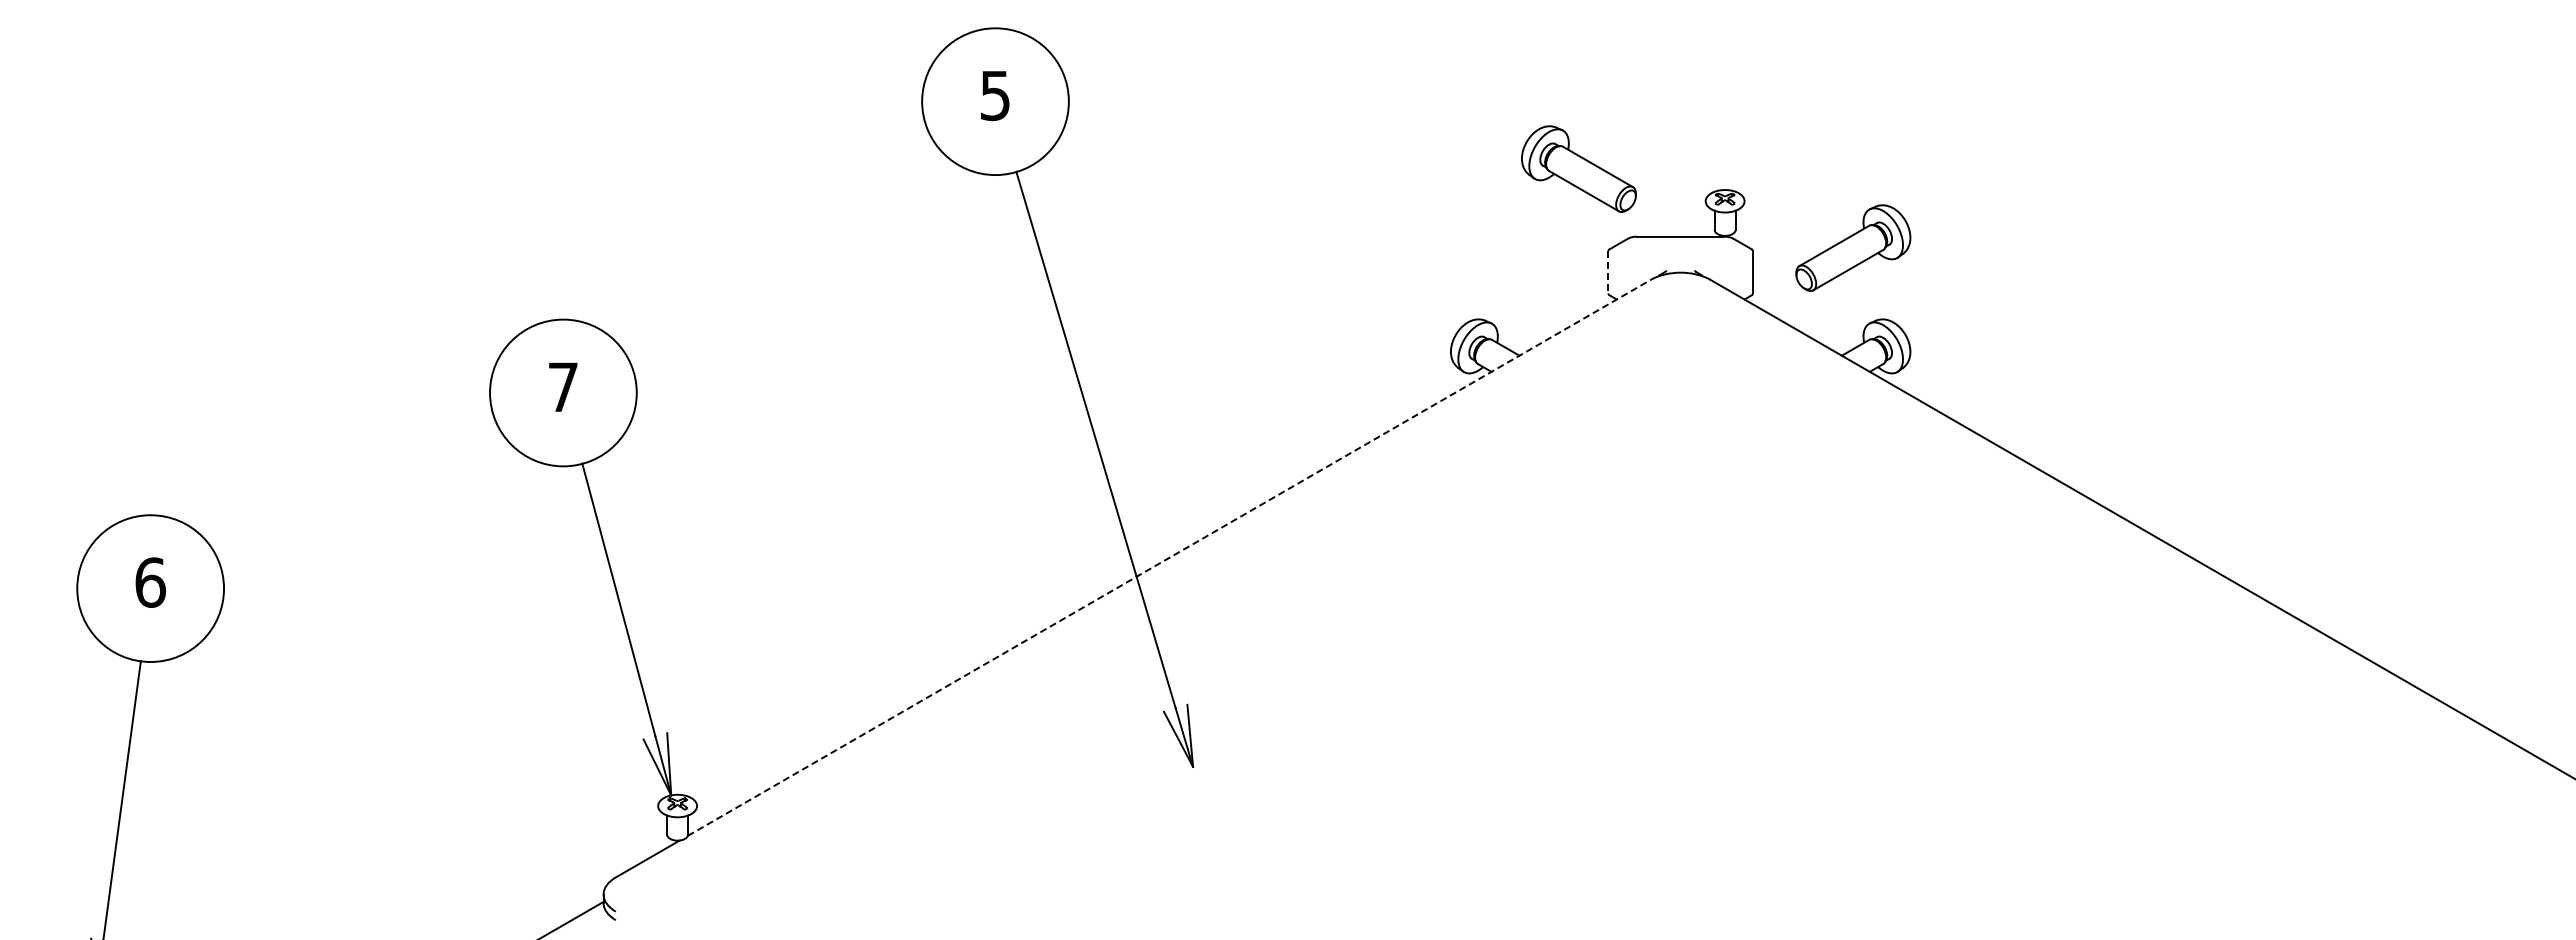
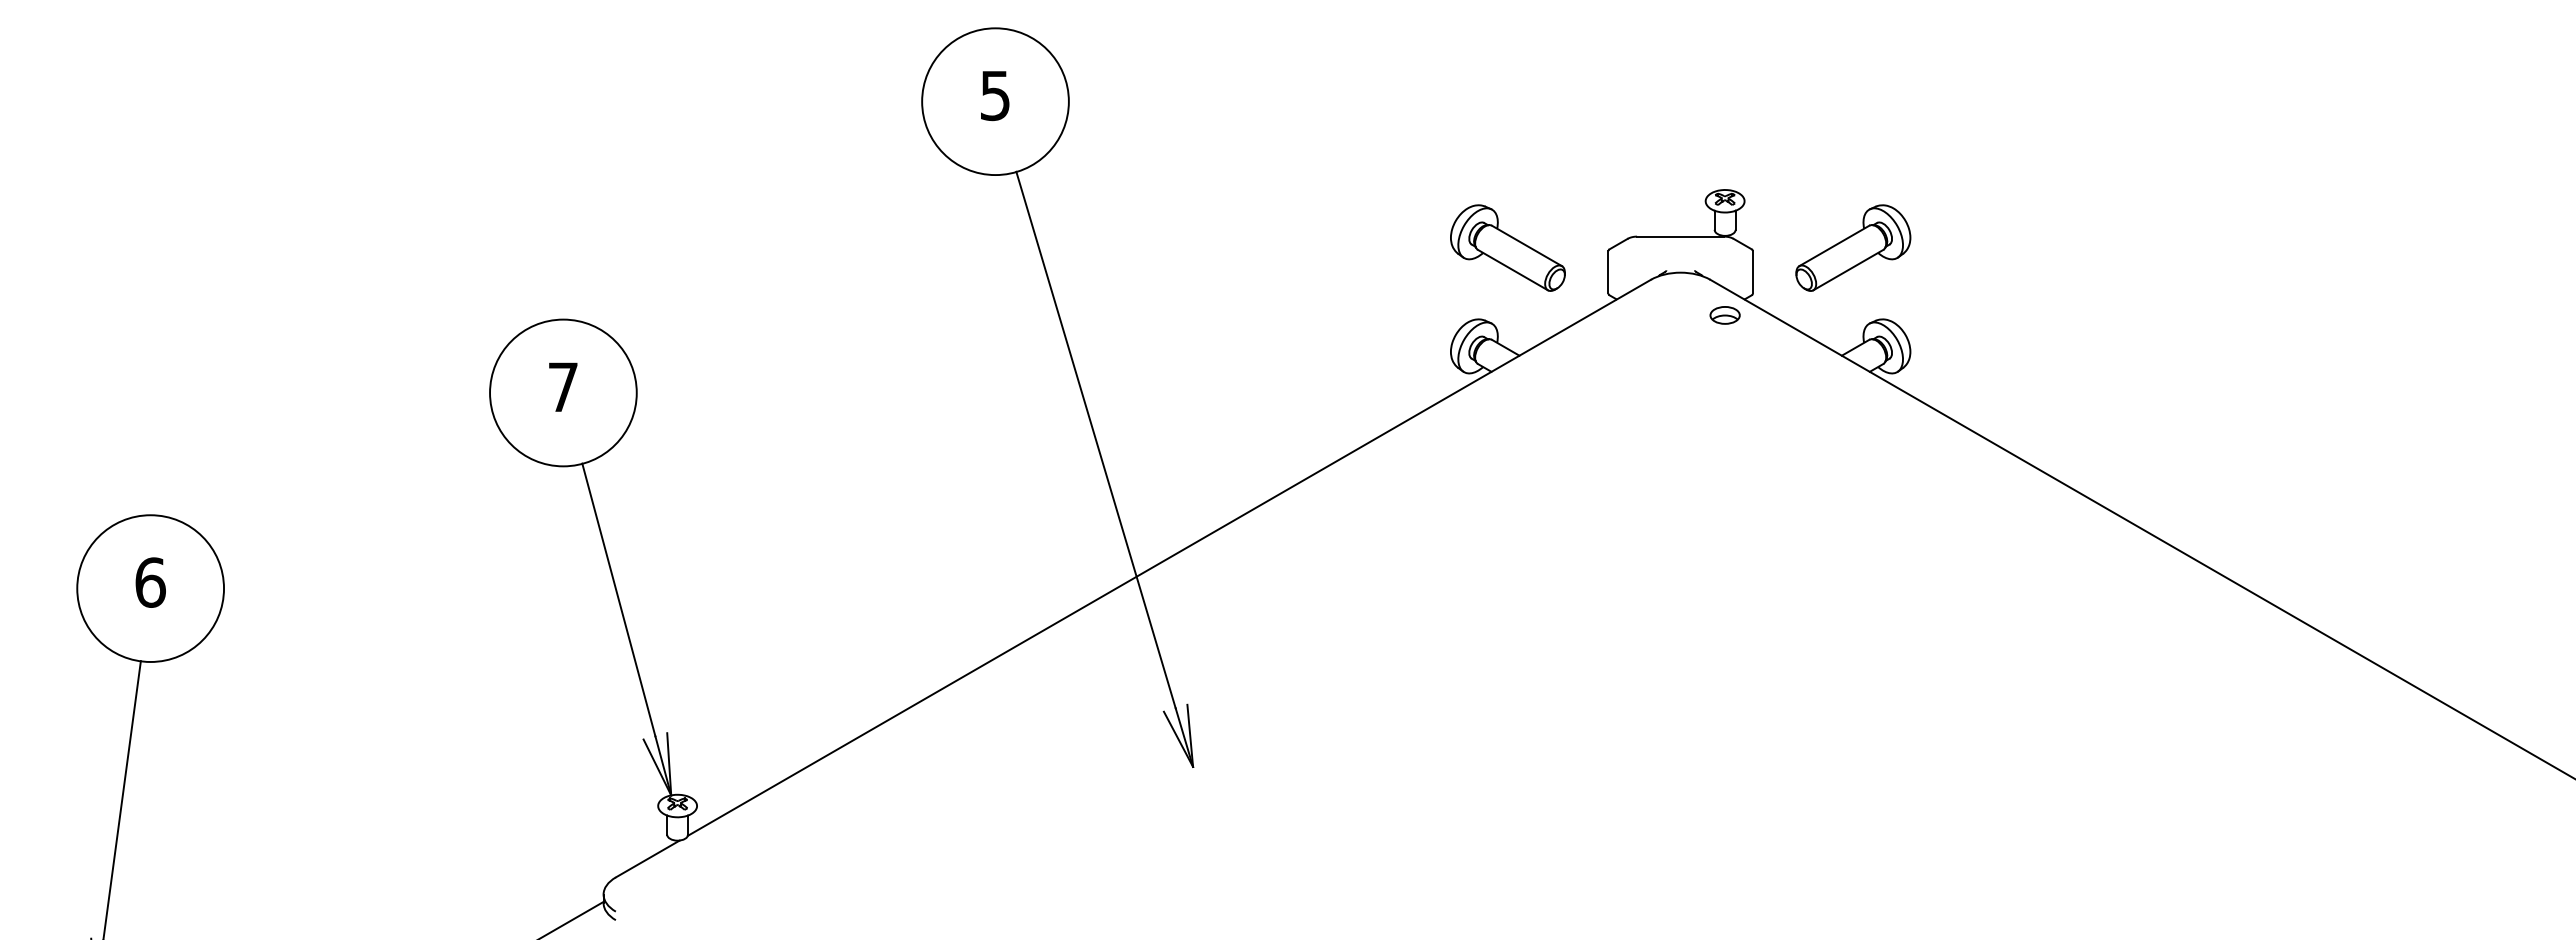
part position: (1578, 168) -> (1507, 247) (1507, 247)
line: dashed -> solid (1608, 272)
part: none -> present (1724, 315)
line: dashed -> solid (1169, 557)
